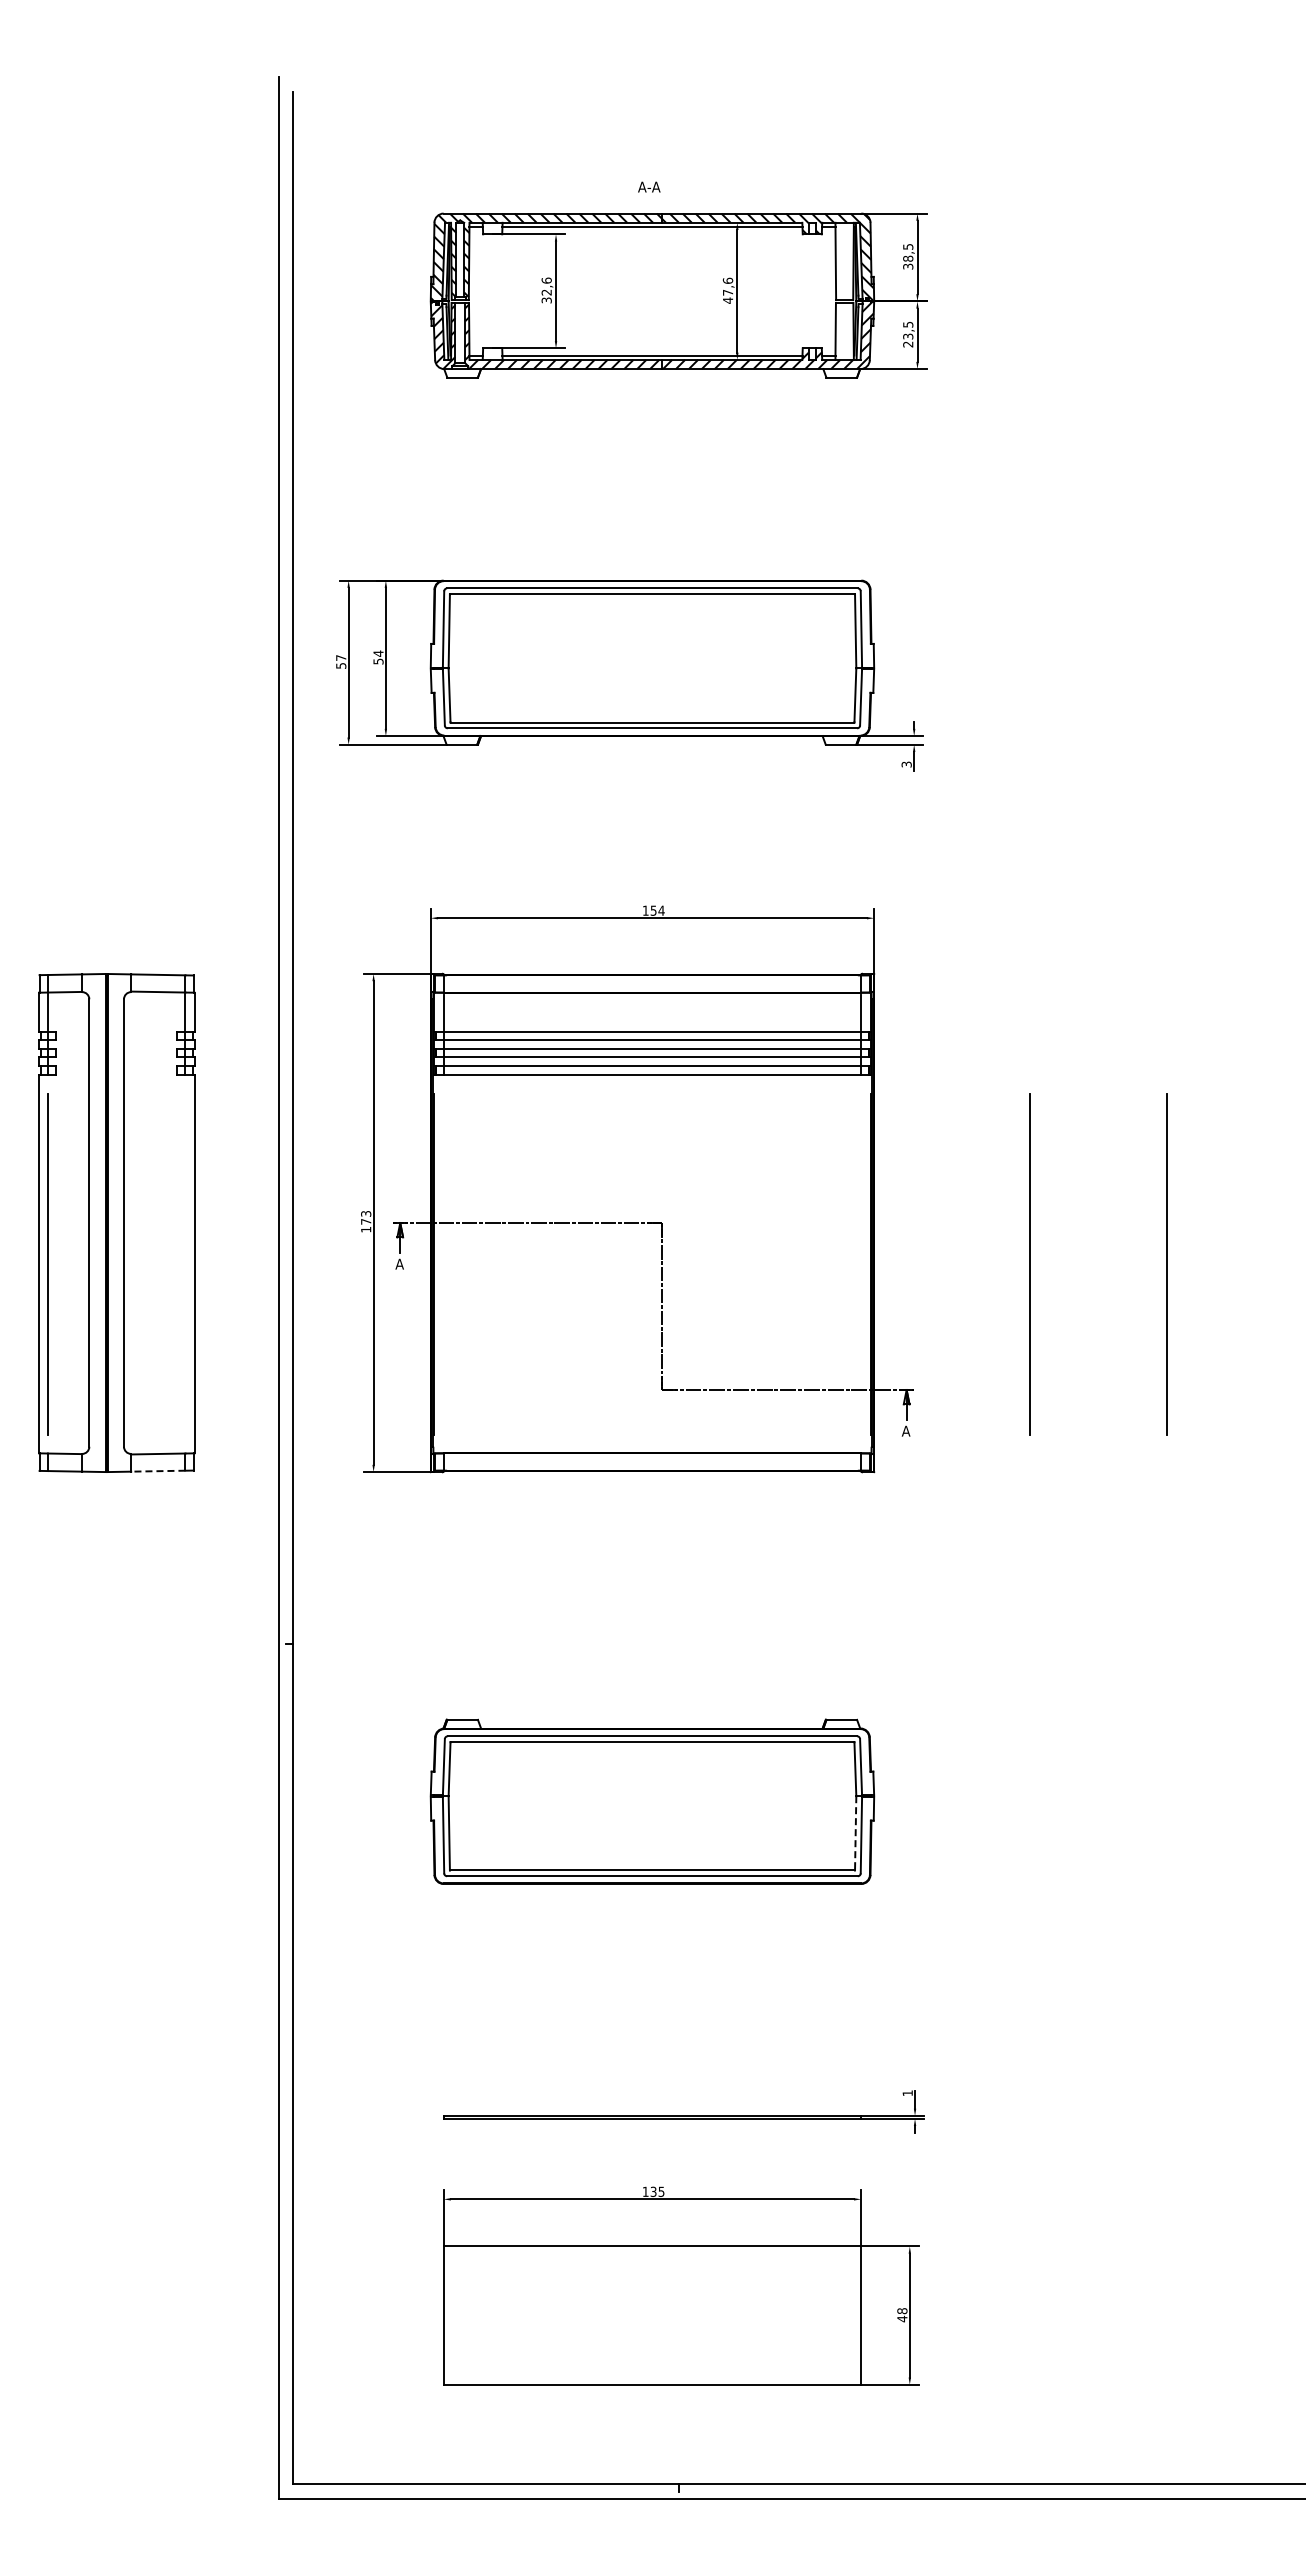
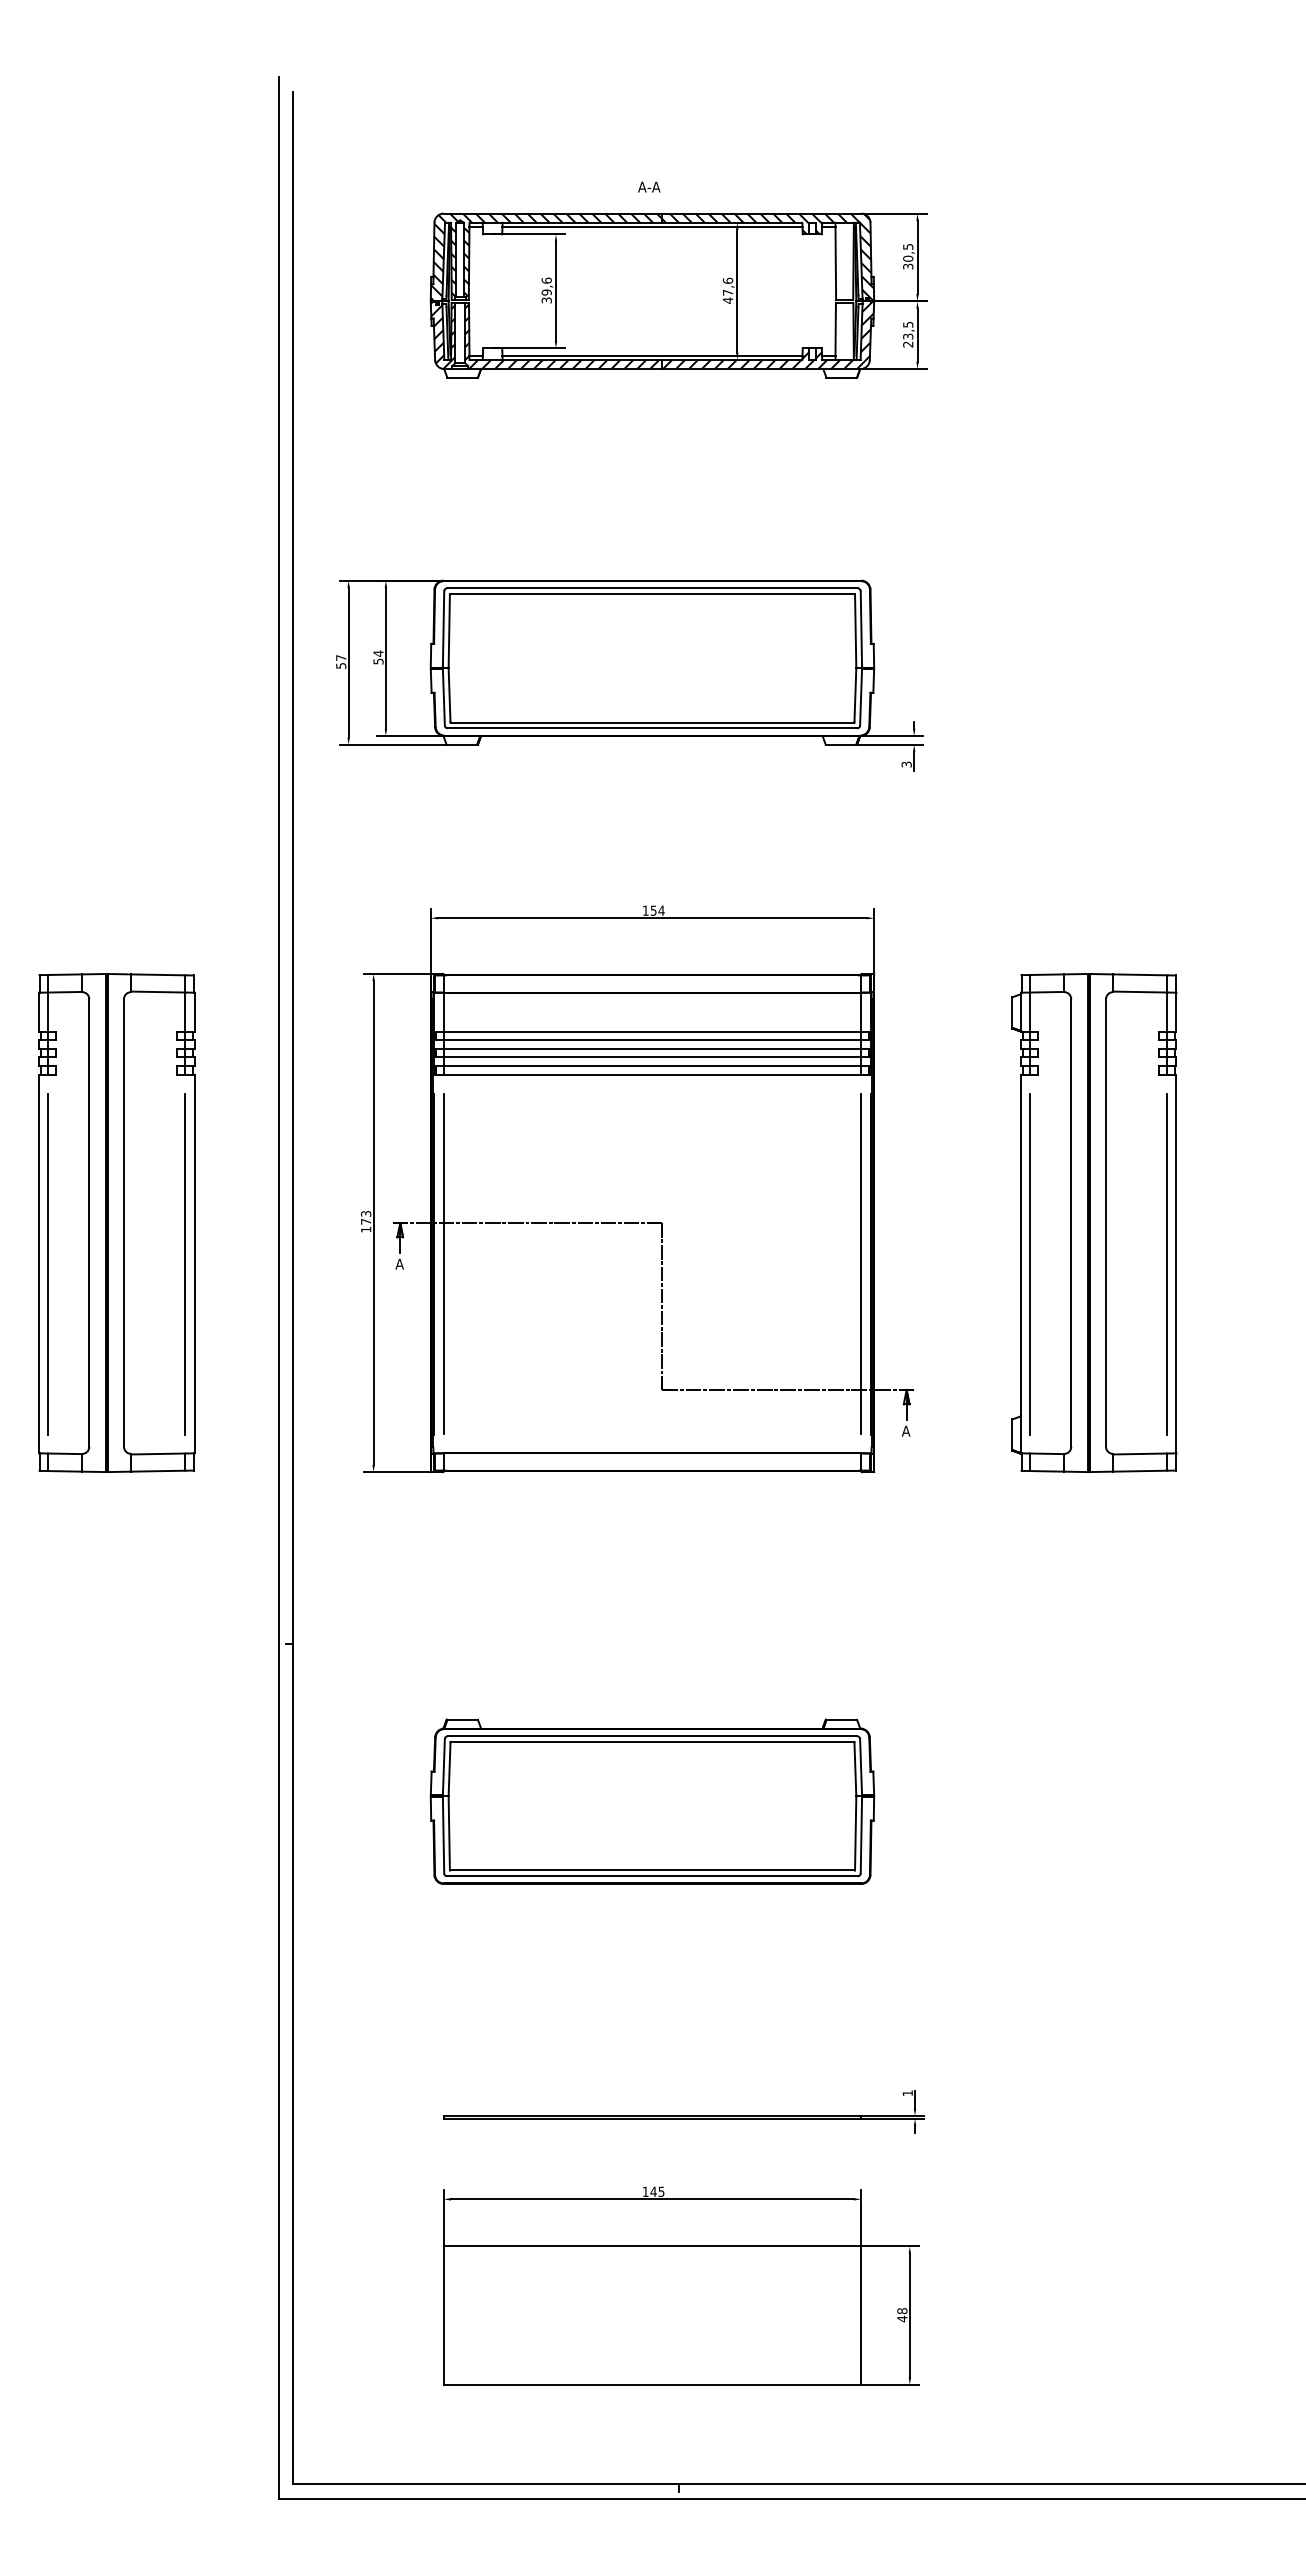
text: 38,5 -> 30,5 (908, 258)
text: 32,6 -> 39,6 (546, 292)
part: none -> present (1094, 1222)
line: none -> present (185, 1263)
line: none -> present (443, 1263)
line: none -> present (861, 1263)
line: dashed -> solid (157, 1471)
line: dashed -> solid (855, 1833)
text: 135 -> 145 (653, 2191)
